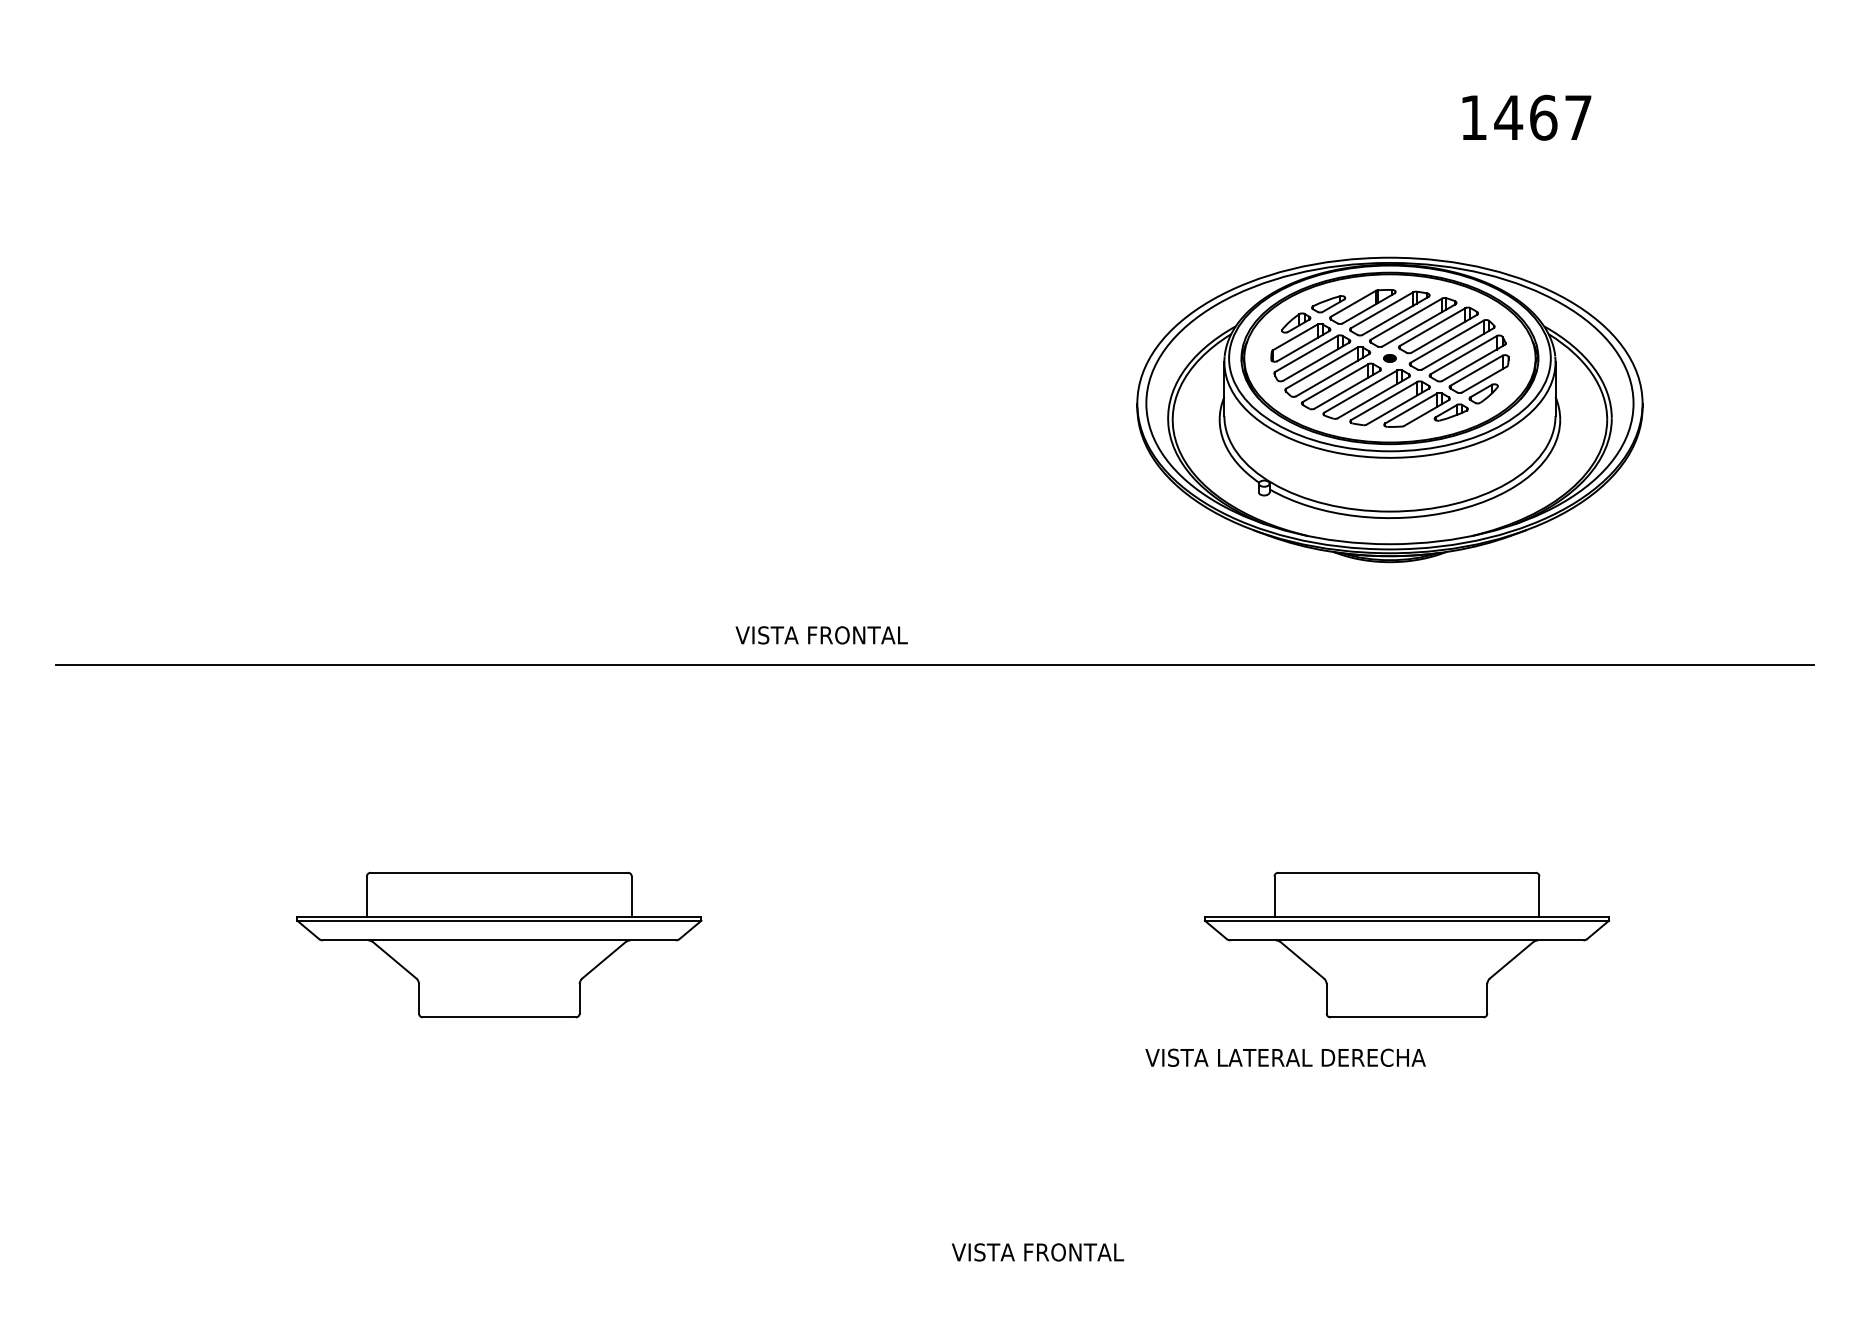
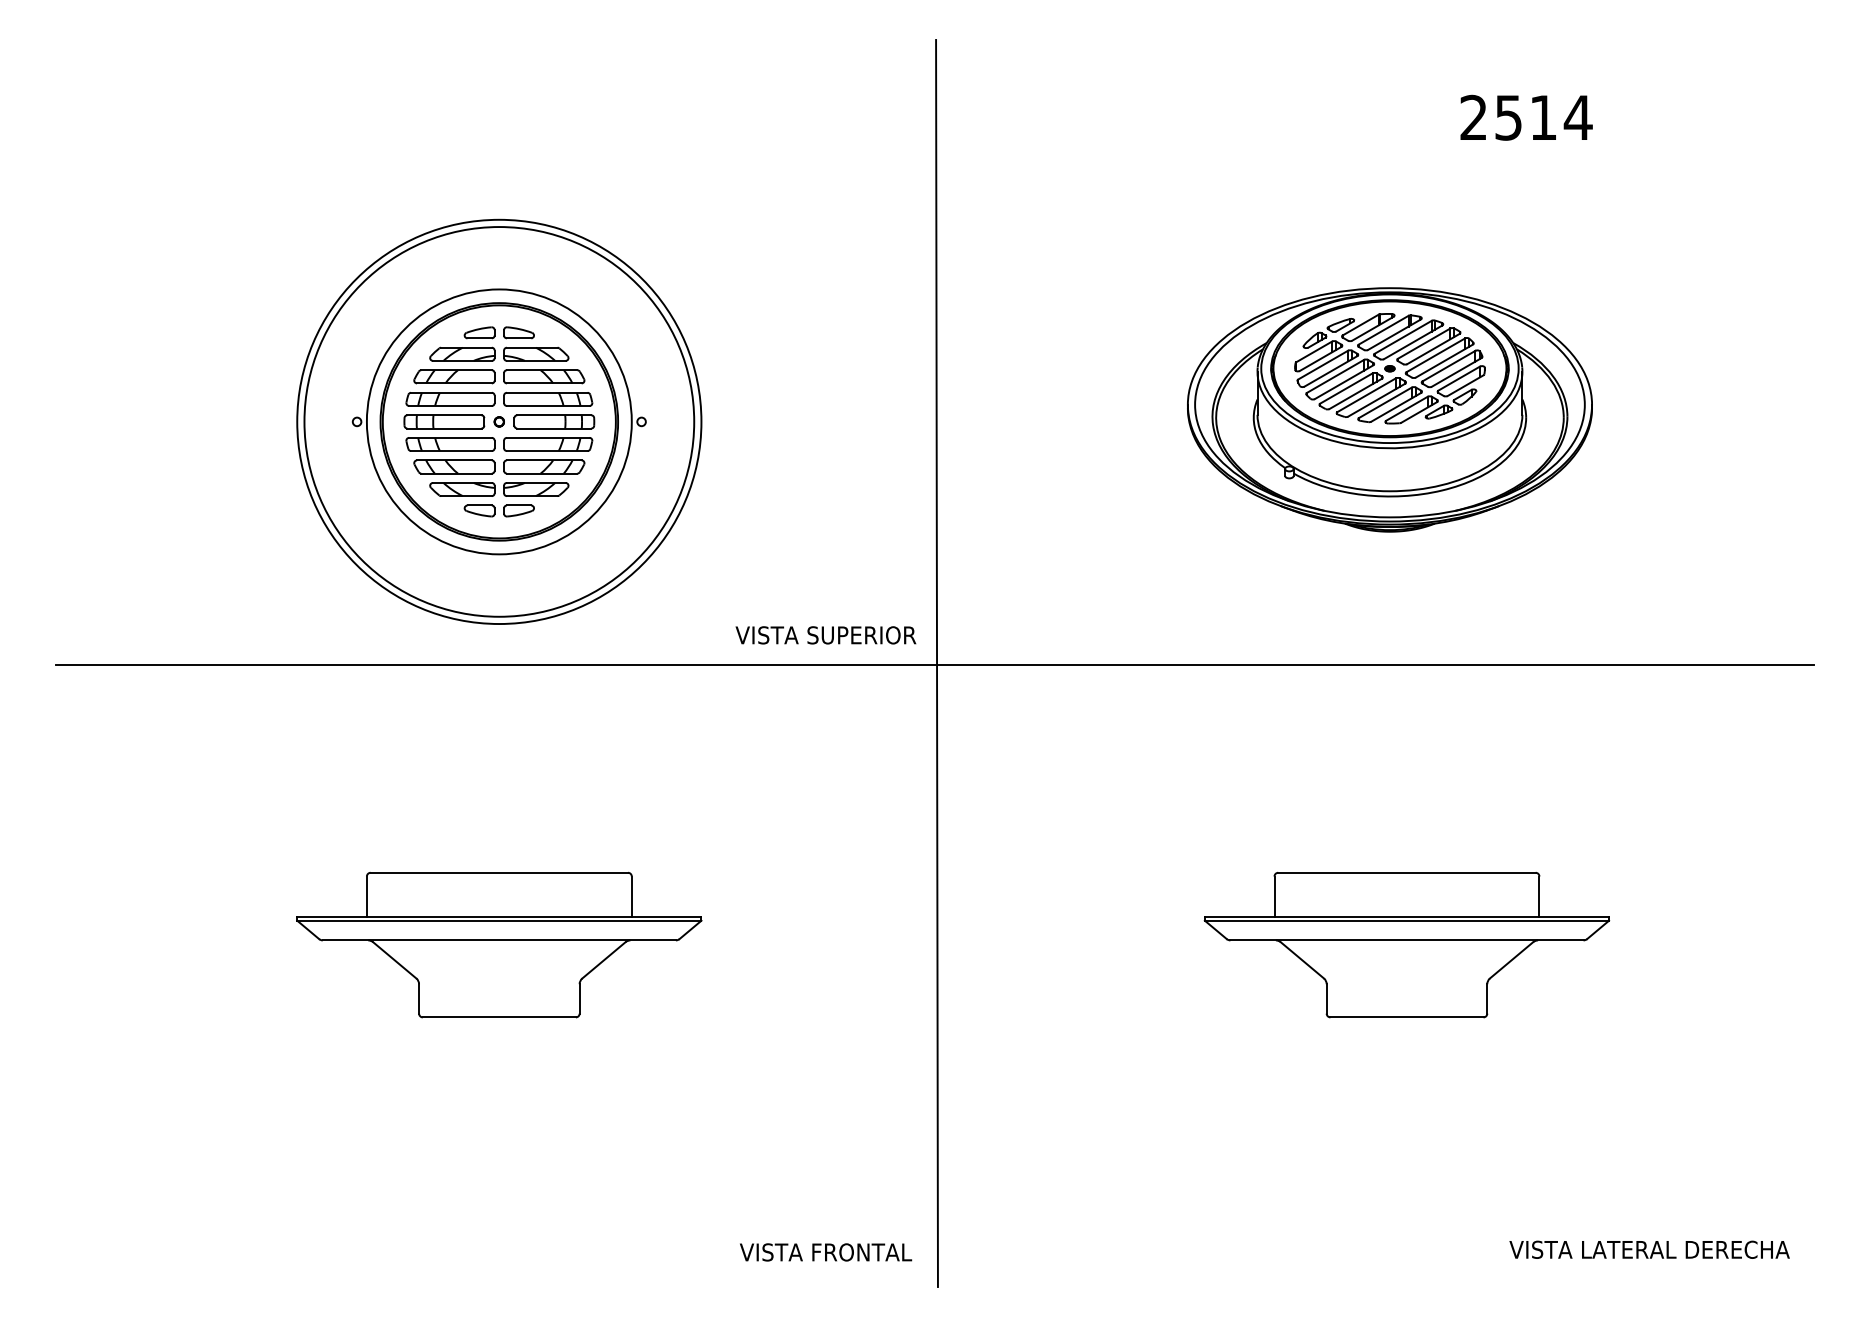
text: 1467 -> 2514 (1526, 117)
part size: 508x308 px -> 406x246 px (1389, 409)
part: none -> present (499, 421)
text: VISTA FRONTAL -> VISTA SUPERIOR (861, 635)
line: none -> present (936, 663)
text position: (1285, 1057) -> (1649, 1249) (1649, 1249)
text position: (1038, 1252) -> (826, 1252) (826, 1252)
